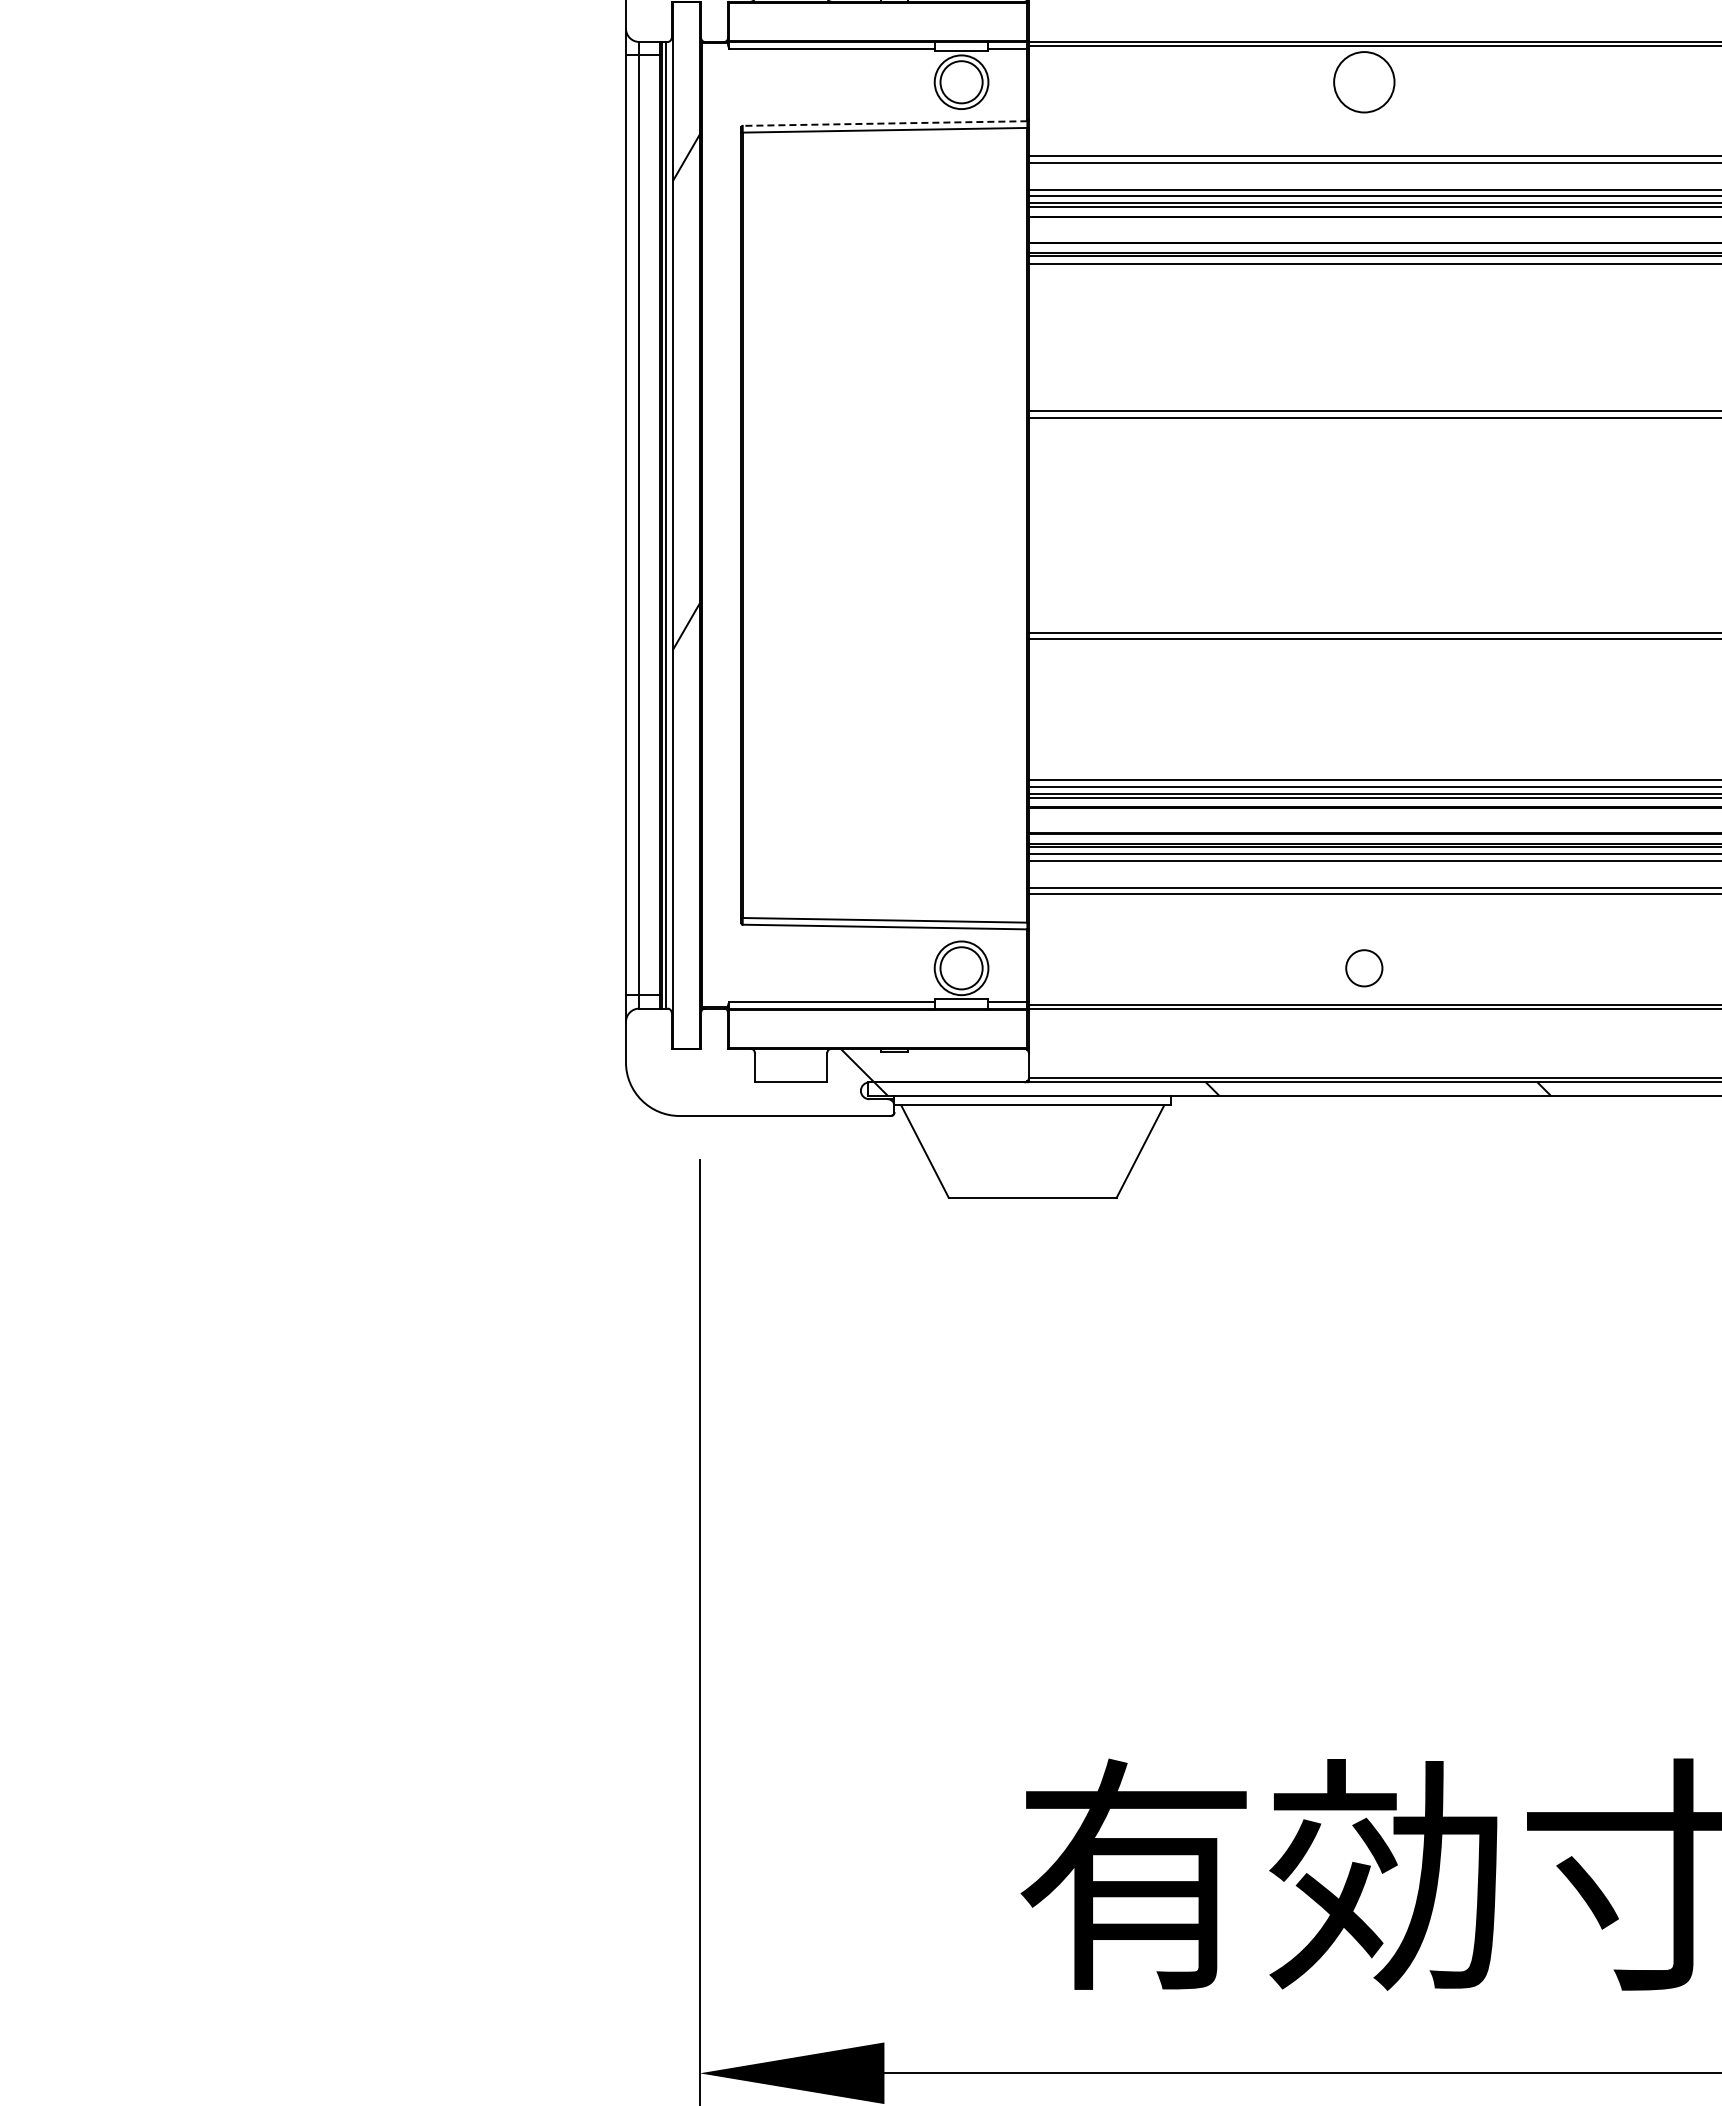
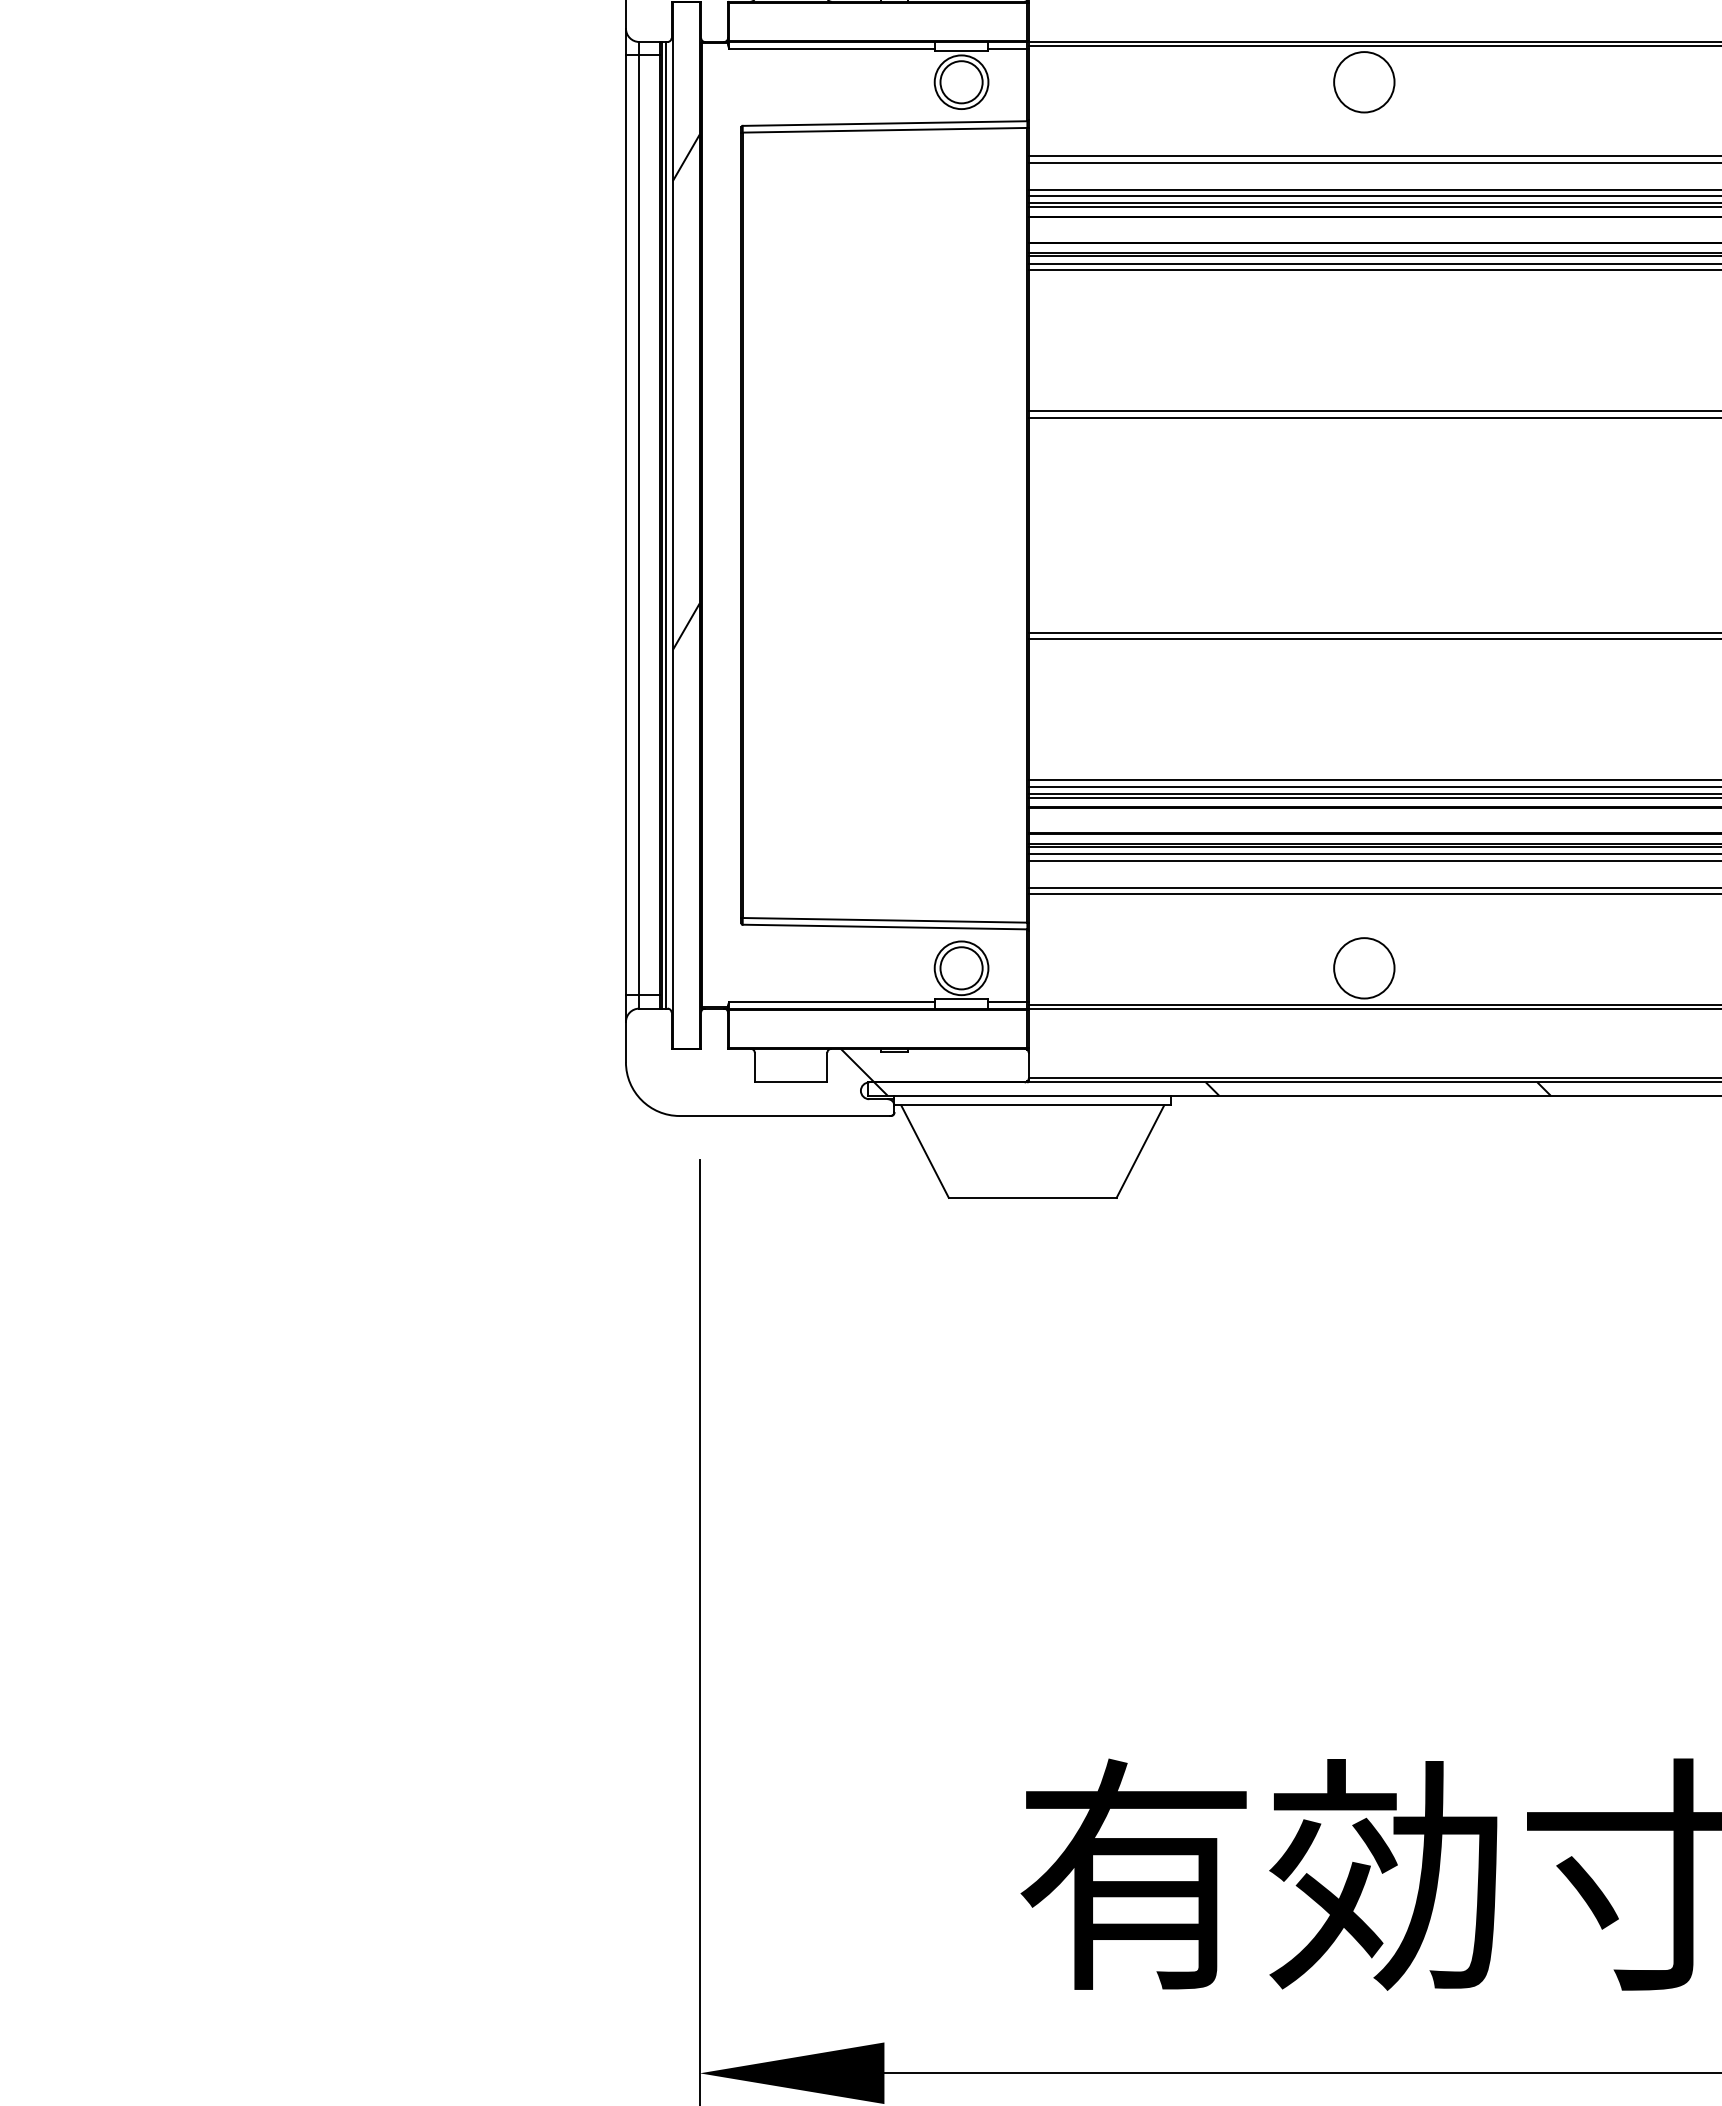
line: dashed -> solid (884, 123)
line: none -> present (1373, 270)
circle diameter: 36 px -> 60 px (1364, 968)
